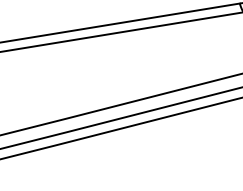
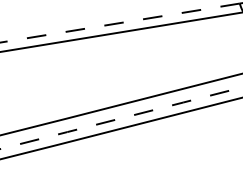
line: solid -> dashed (119, 23)
arc: solid -> dashed (122, 118)
